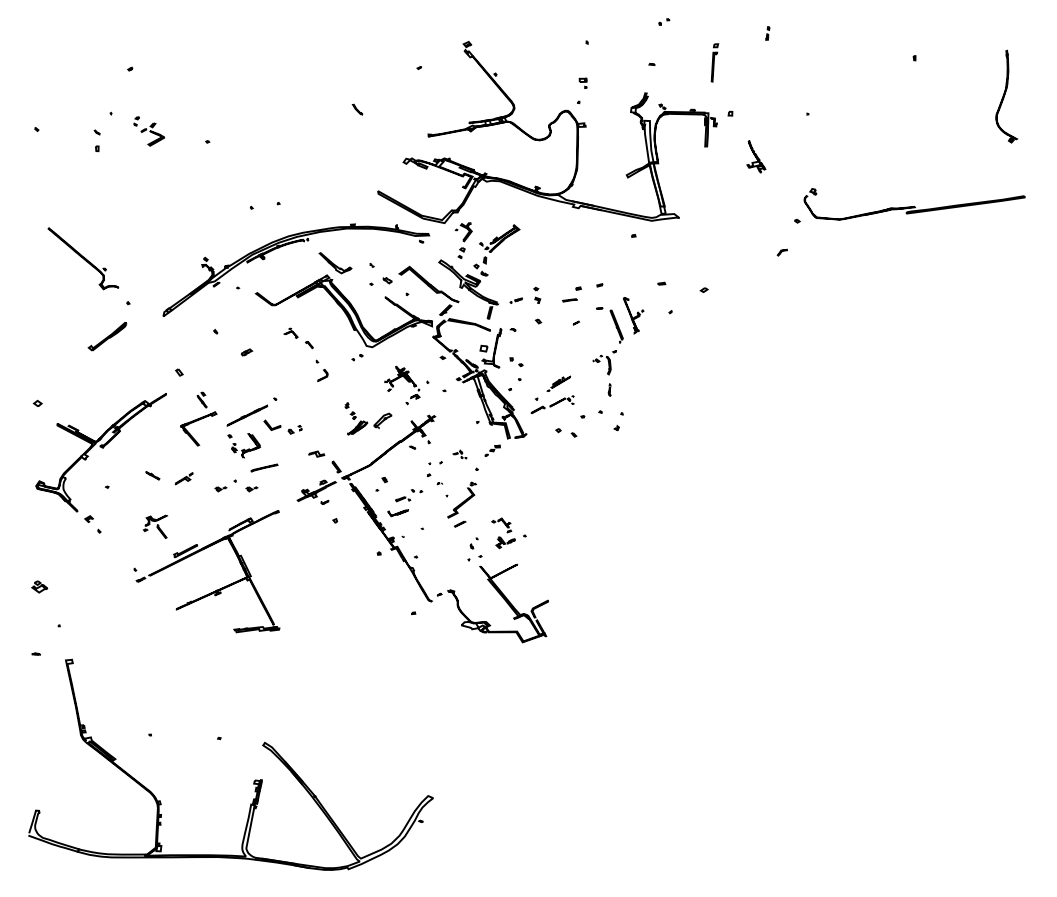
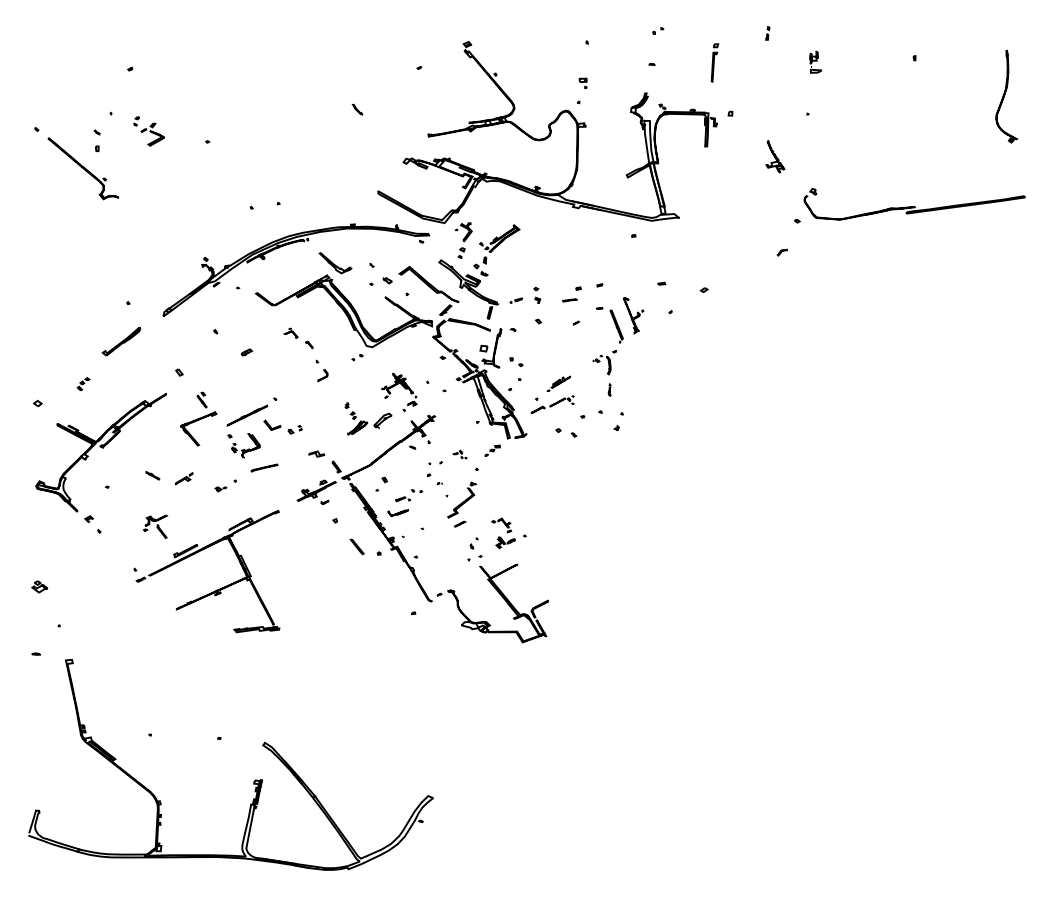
part position: (664, 21) -> (658, 30) (658, 30)
part: none -> present (815, 61)
part position: (756, 156) -> (775, 156) (775, 156)
part position: (83, 258) -> (83, 168) (83, 168)
part position: (107, 336) -> (121, 341) (121, 341)
part position: (406, 380) -> (403, 387) (403, 387)
part: none -> present (83, 384)
part: present -> none (251, 489)
line: none -> present (356, 546)
